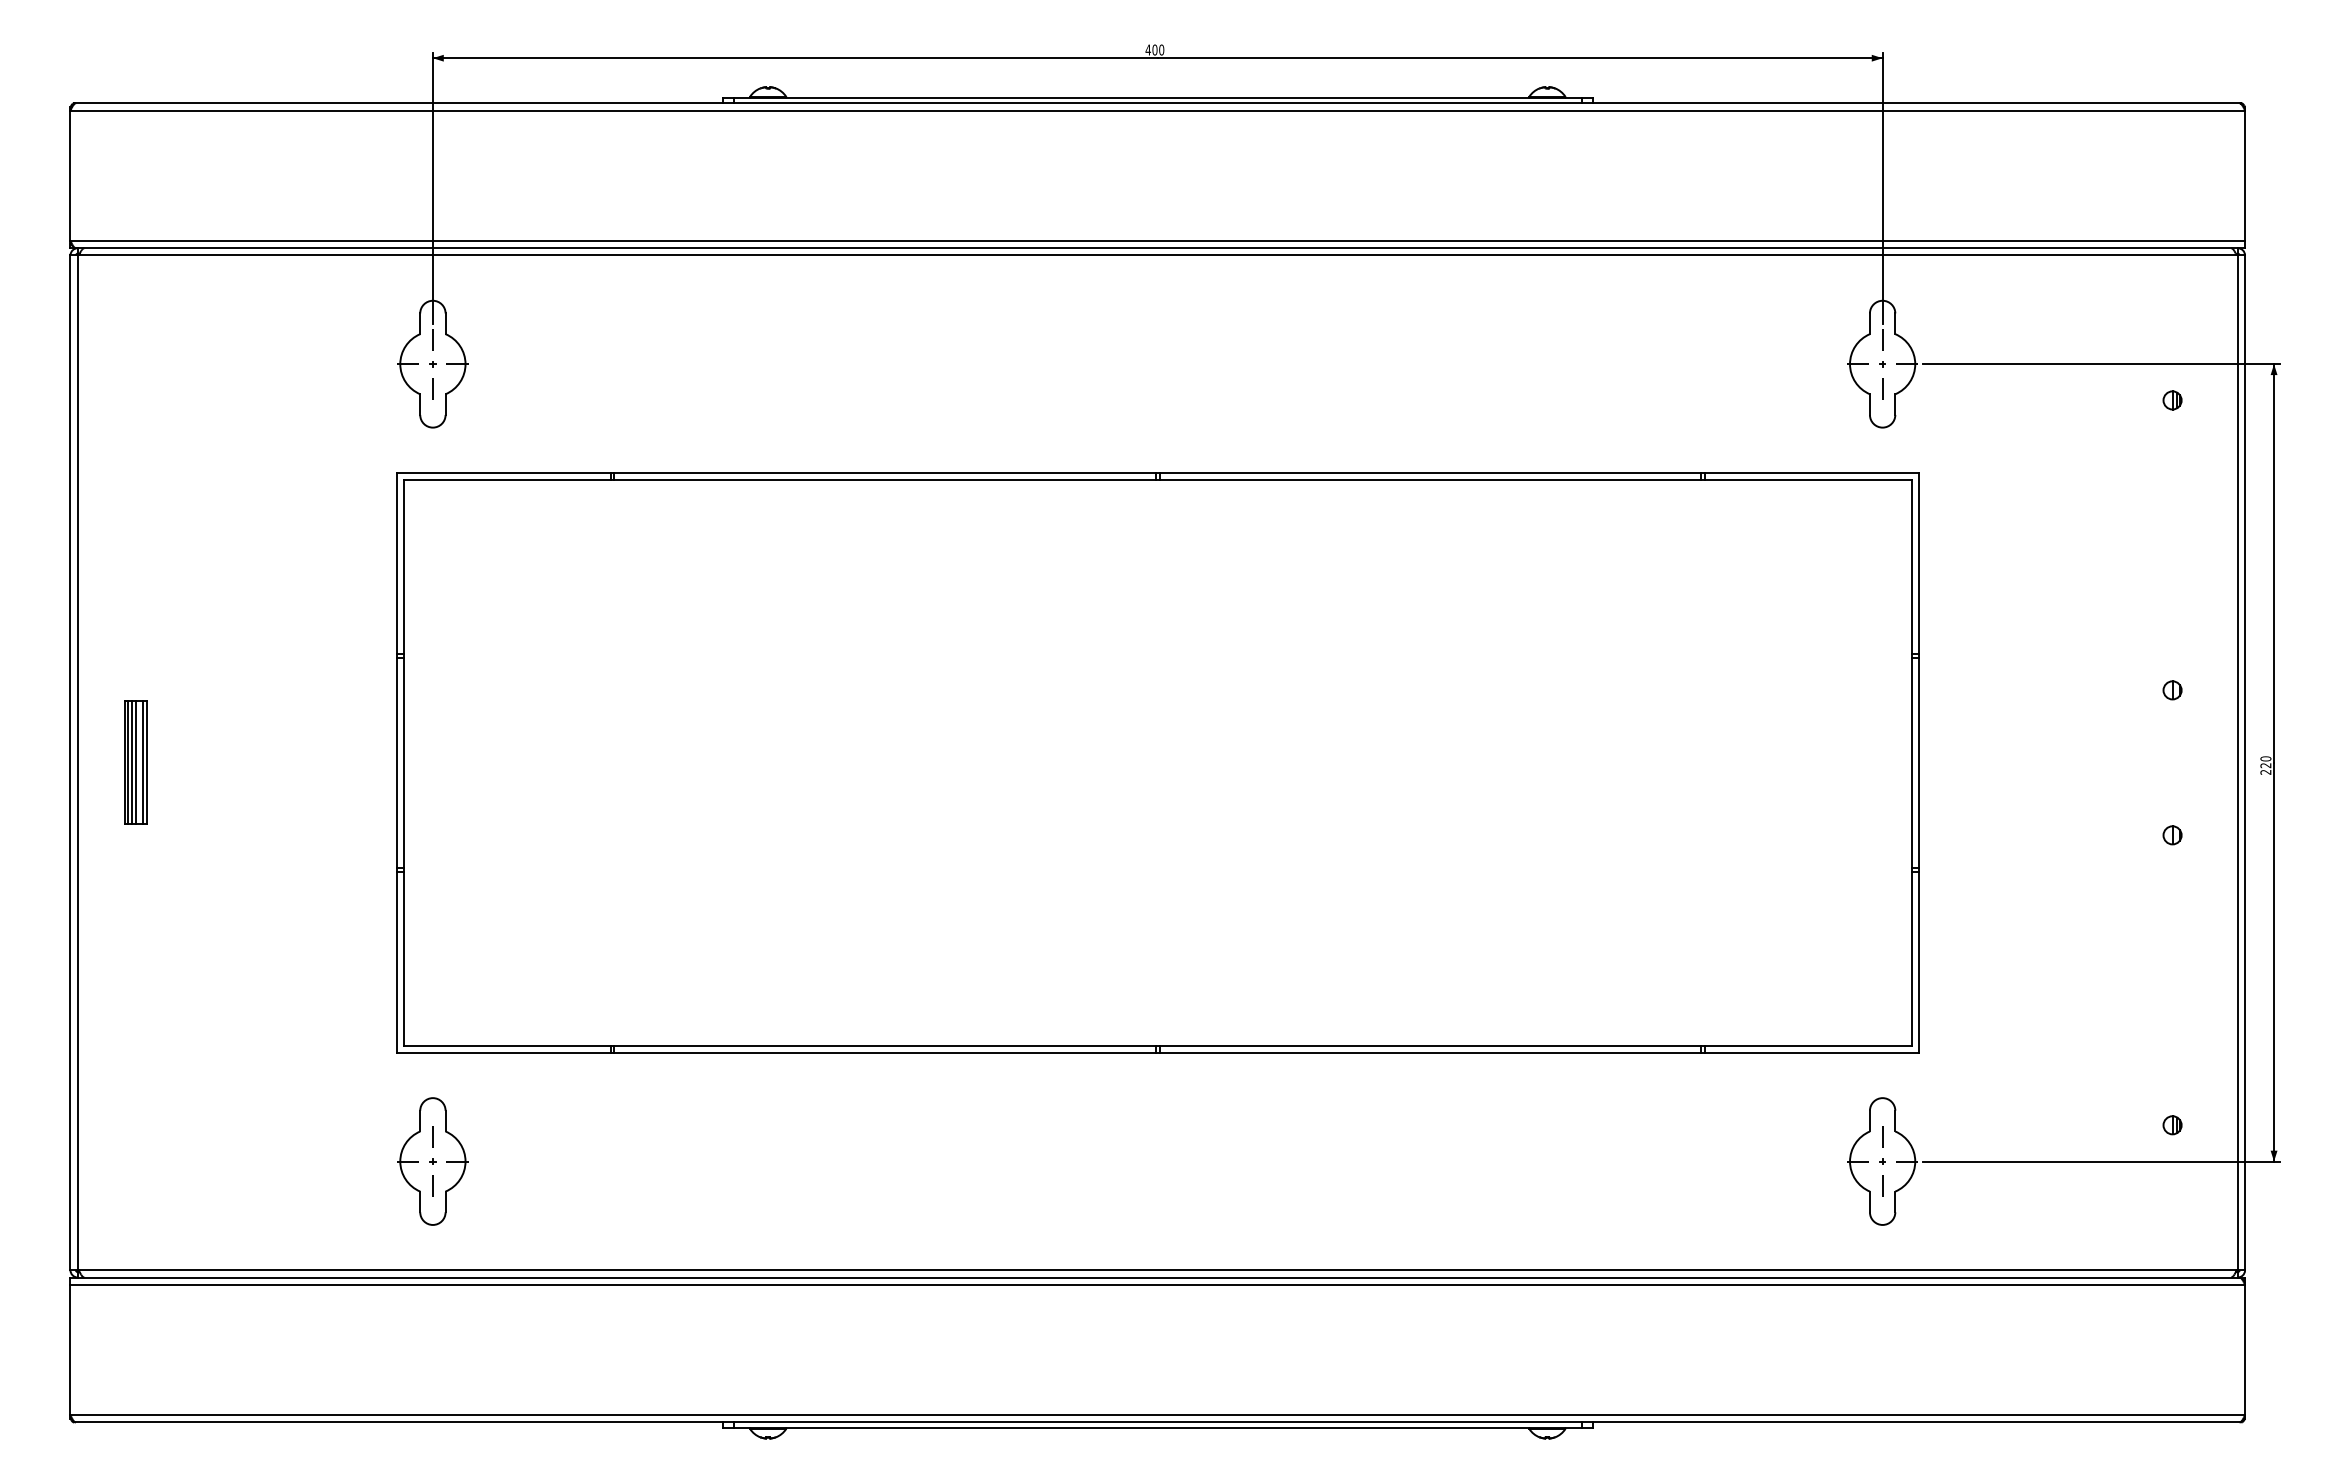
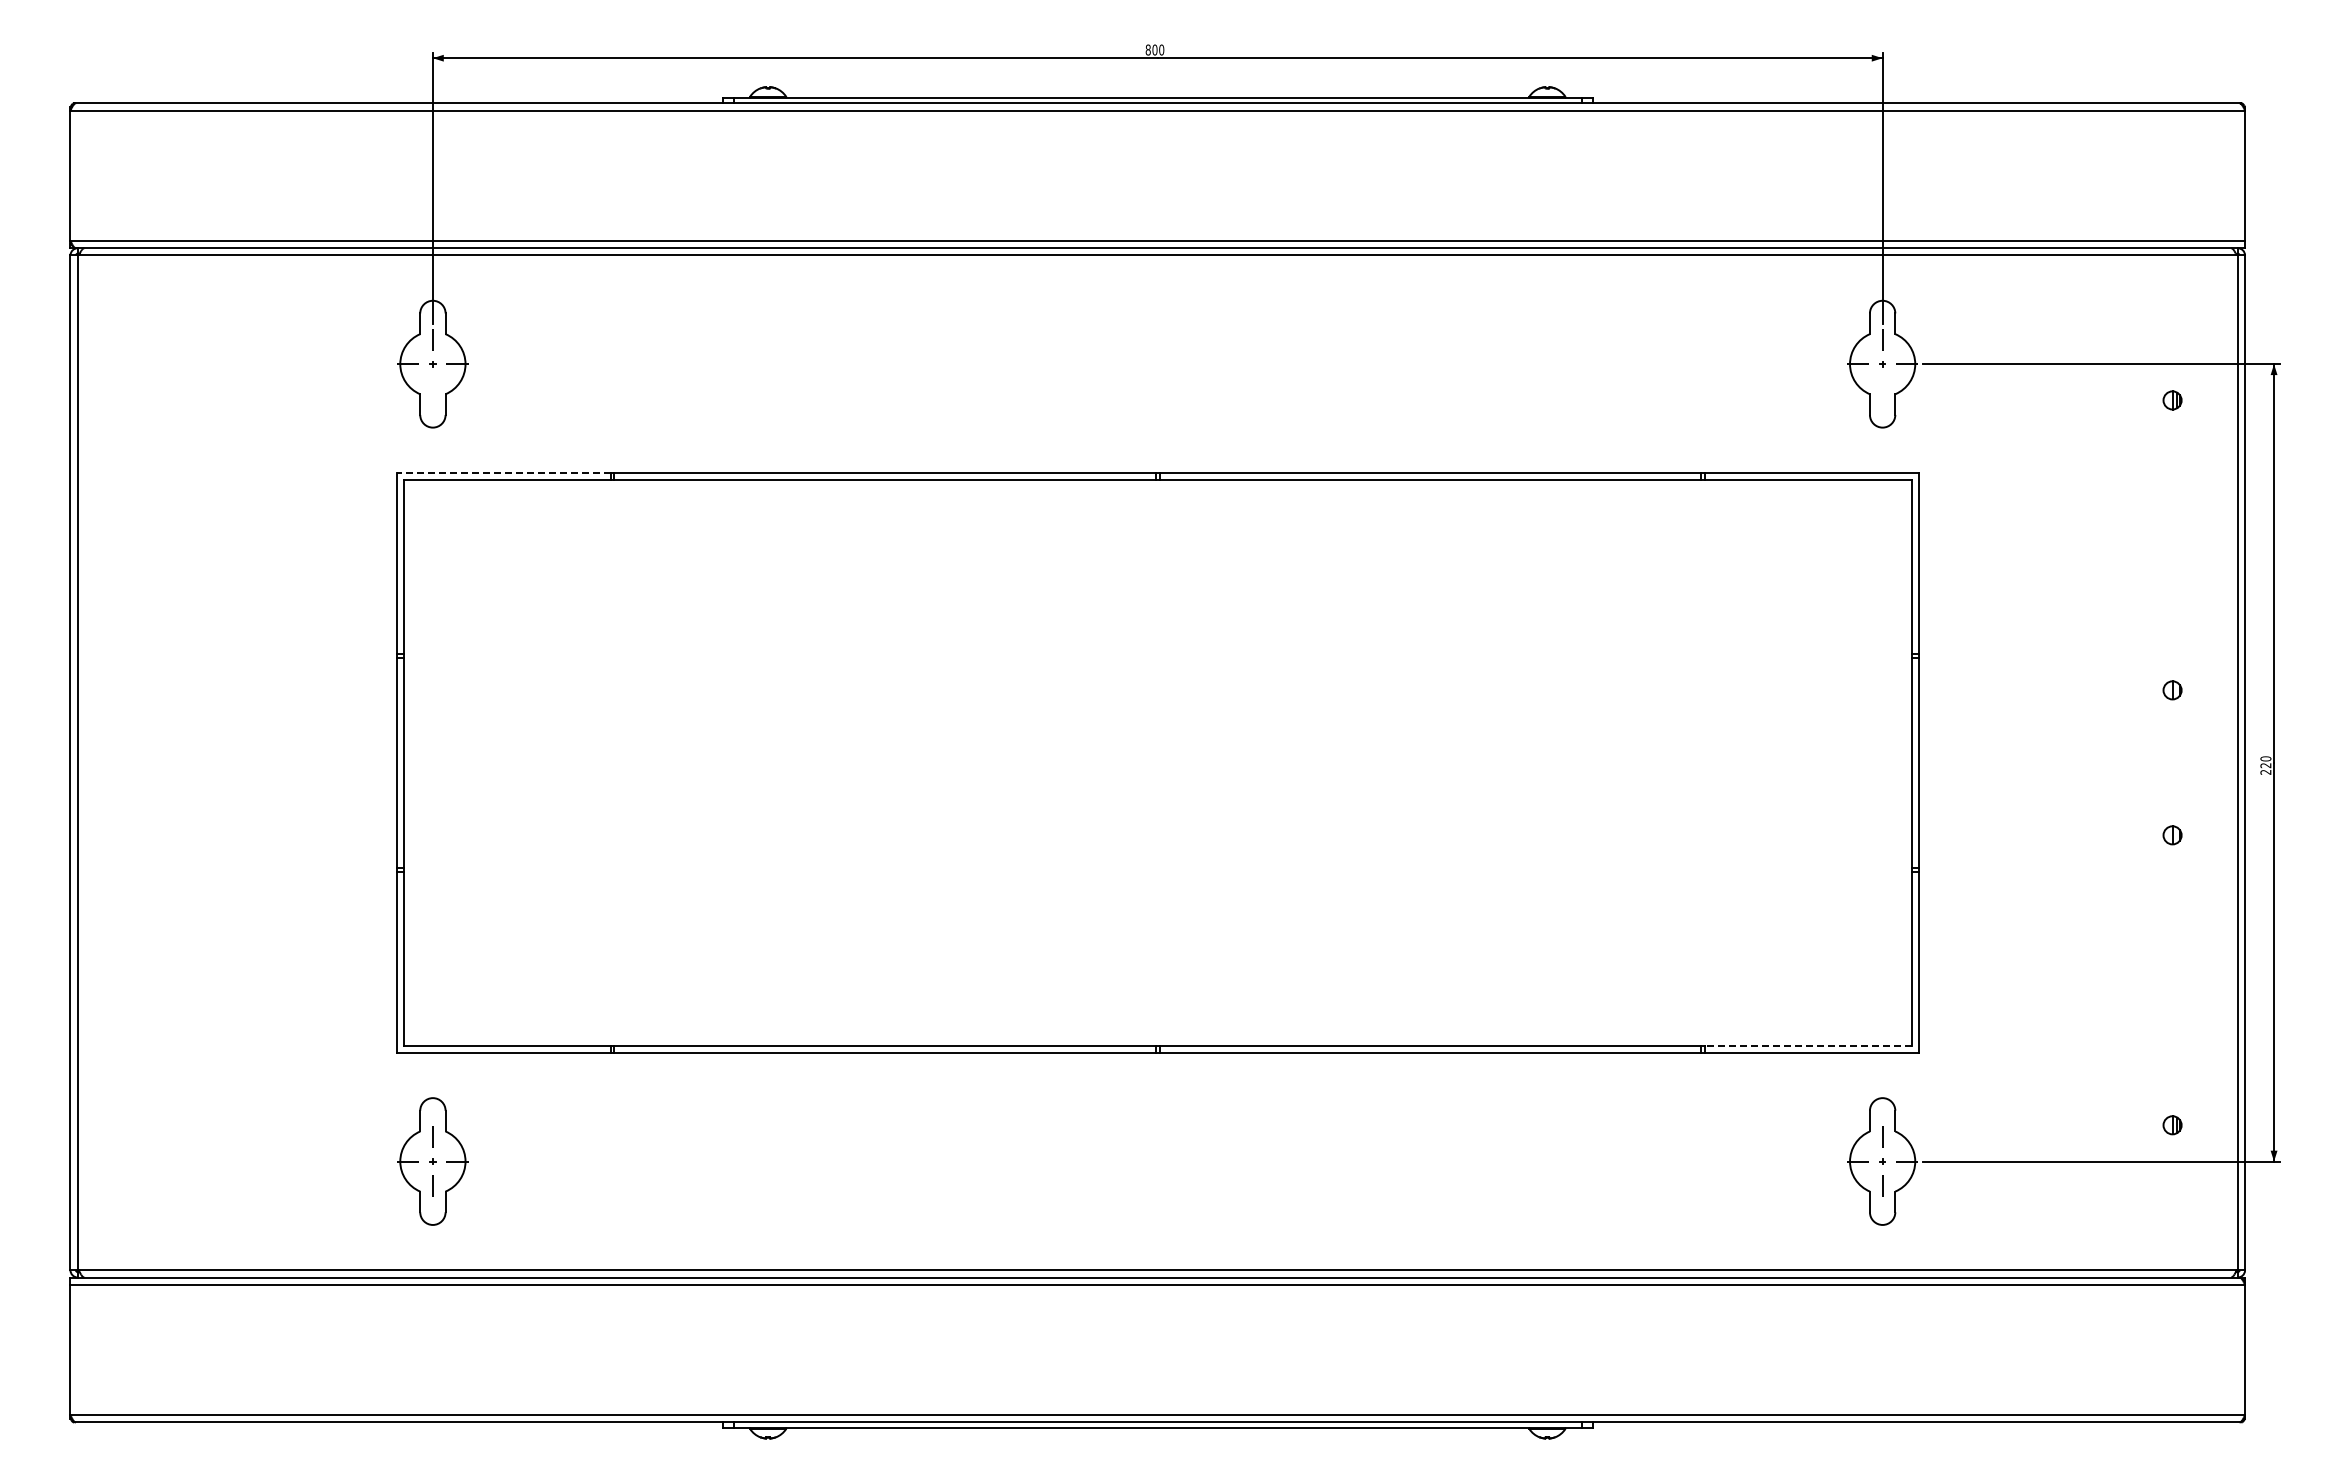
text: 400 -> 800 (1147, 49)
line: present -> none (432, 389)
line: present -> none (1882, 389)
line: solid -> dashed (503, 472)
part: present -> none (135, 762)
line: solid -> dashed (1807, 1045)
